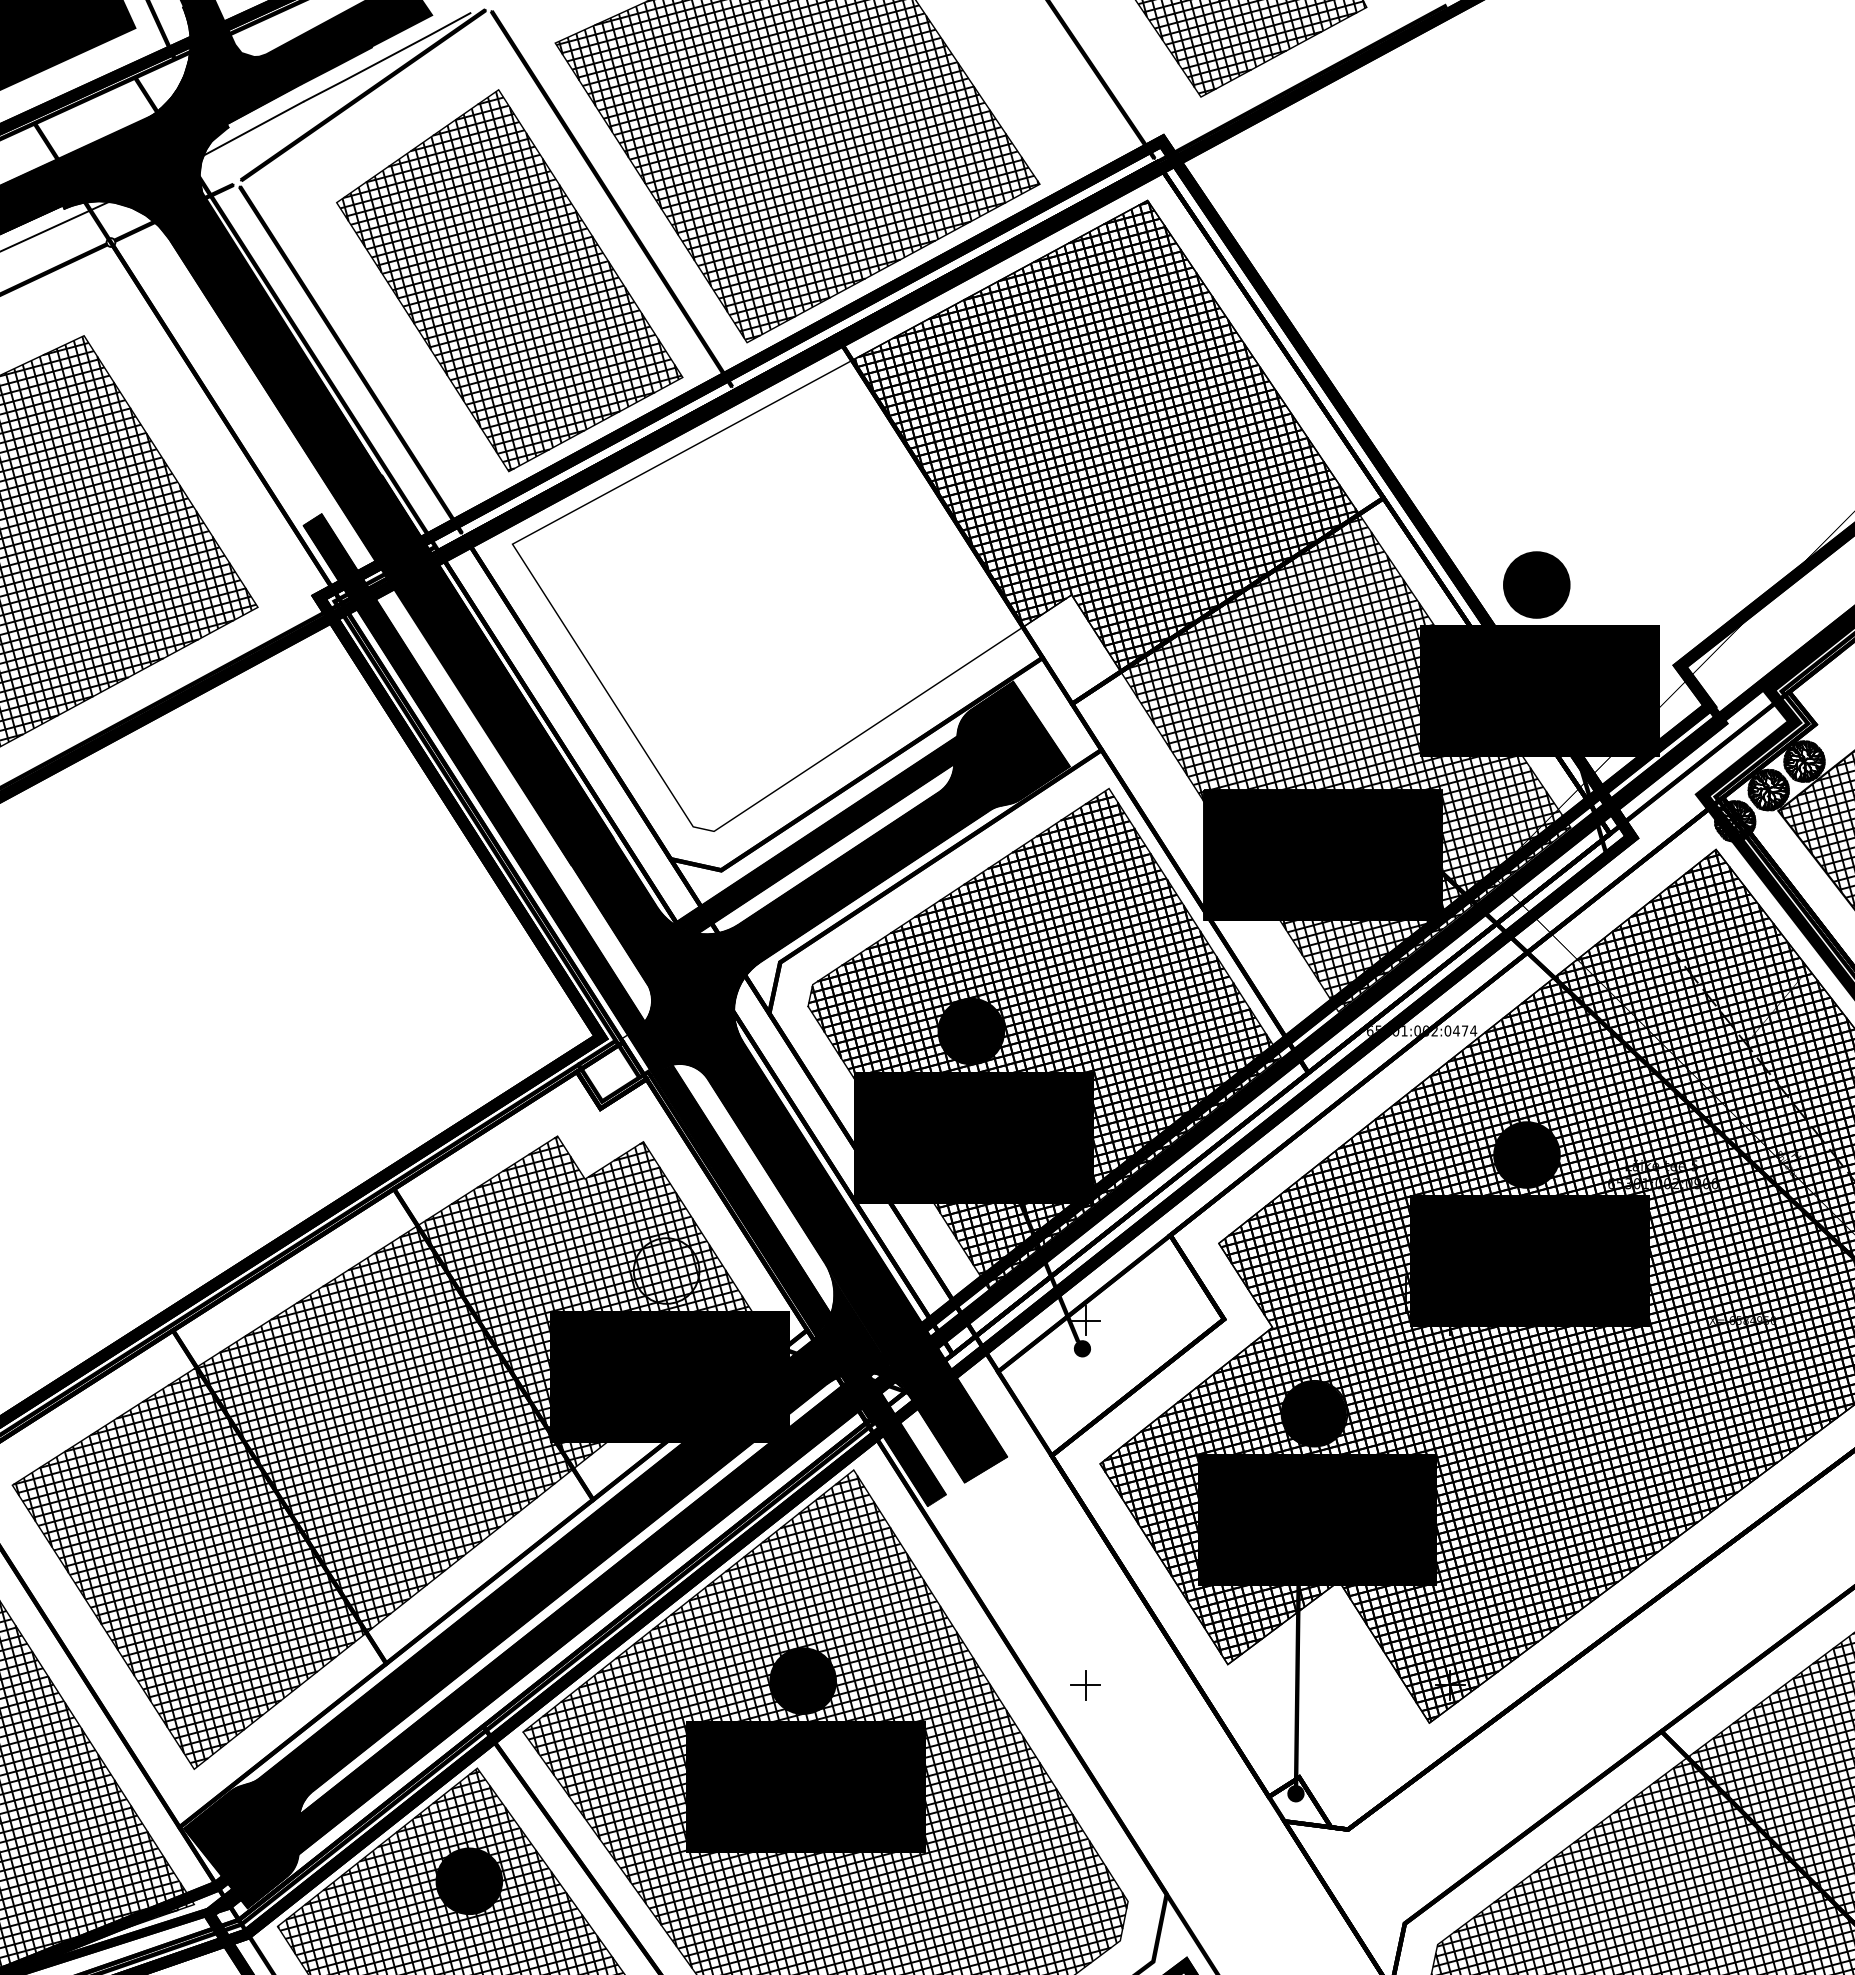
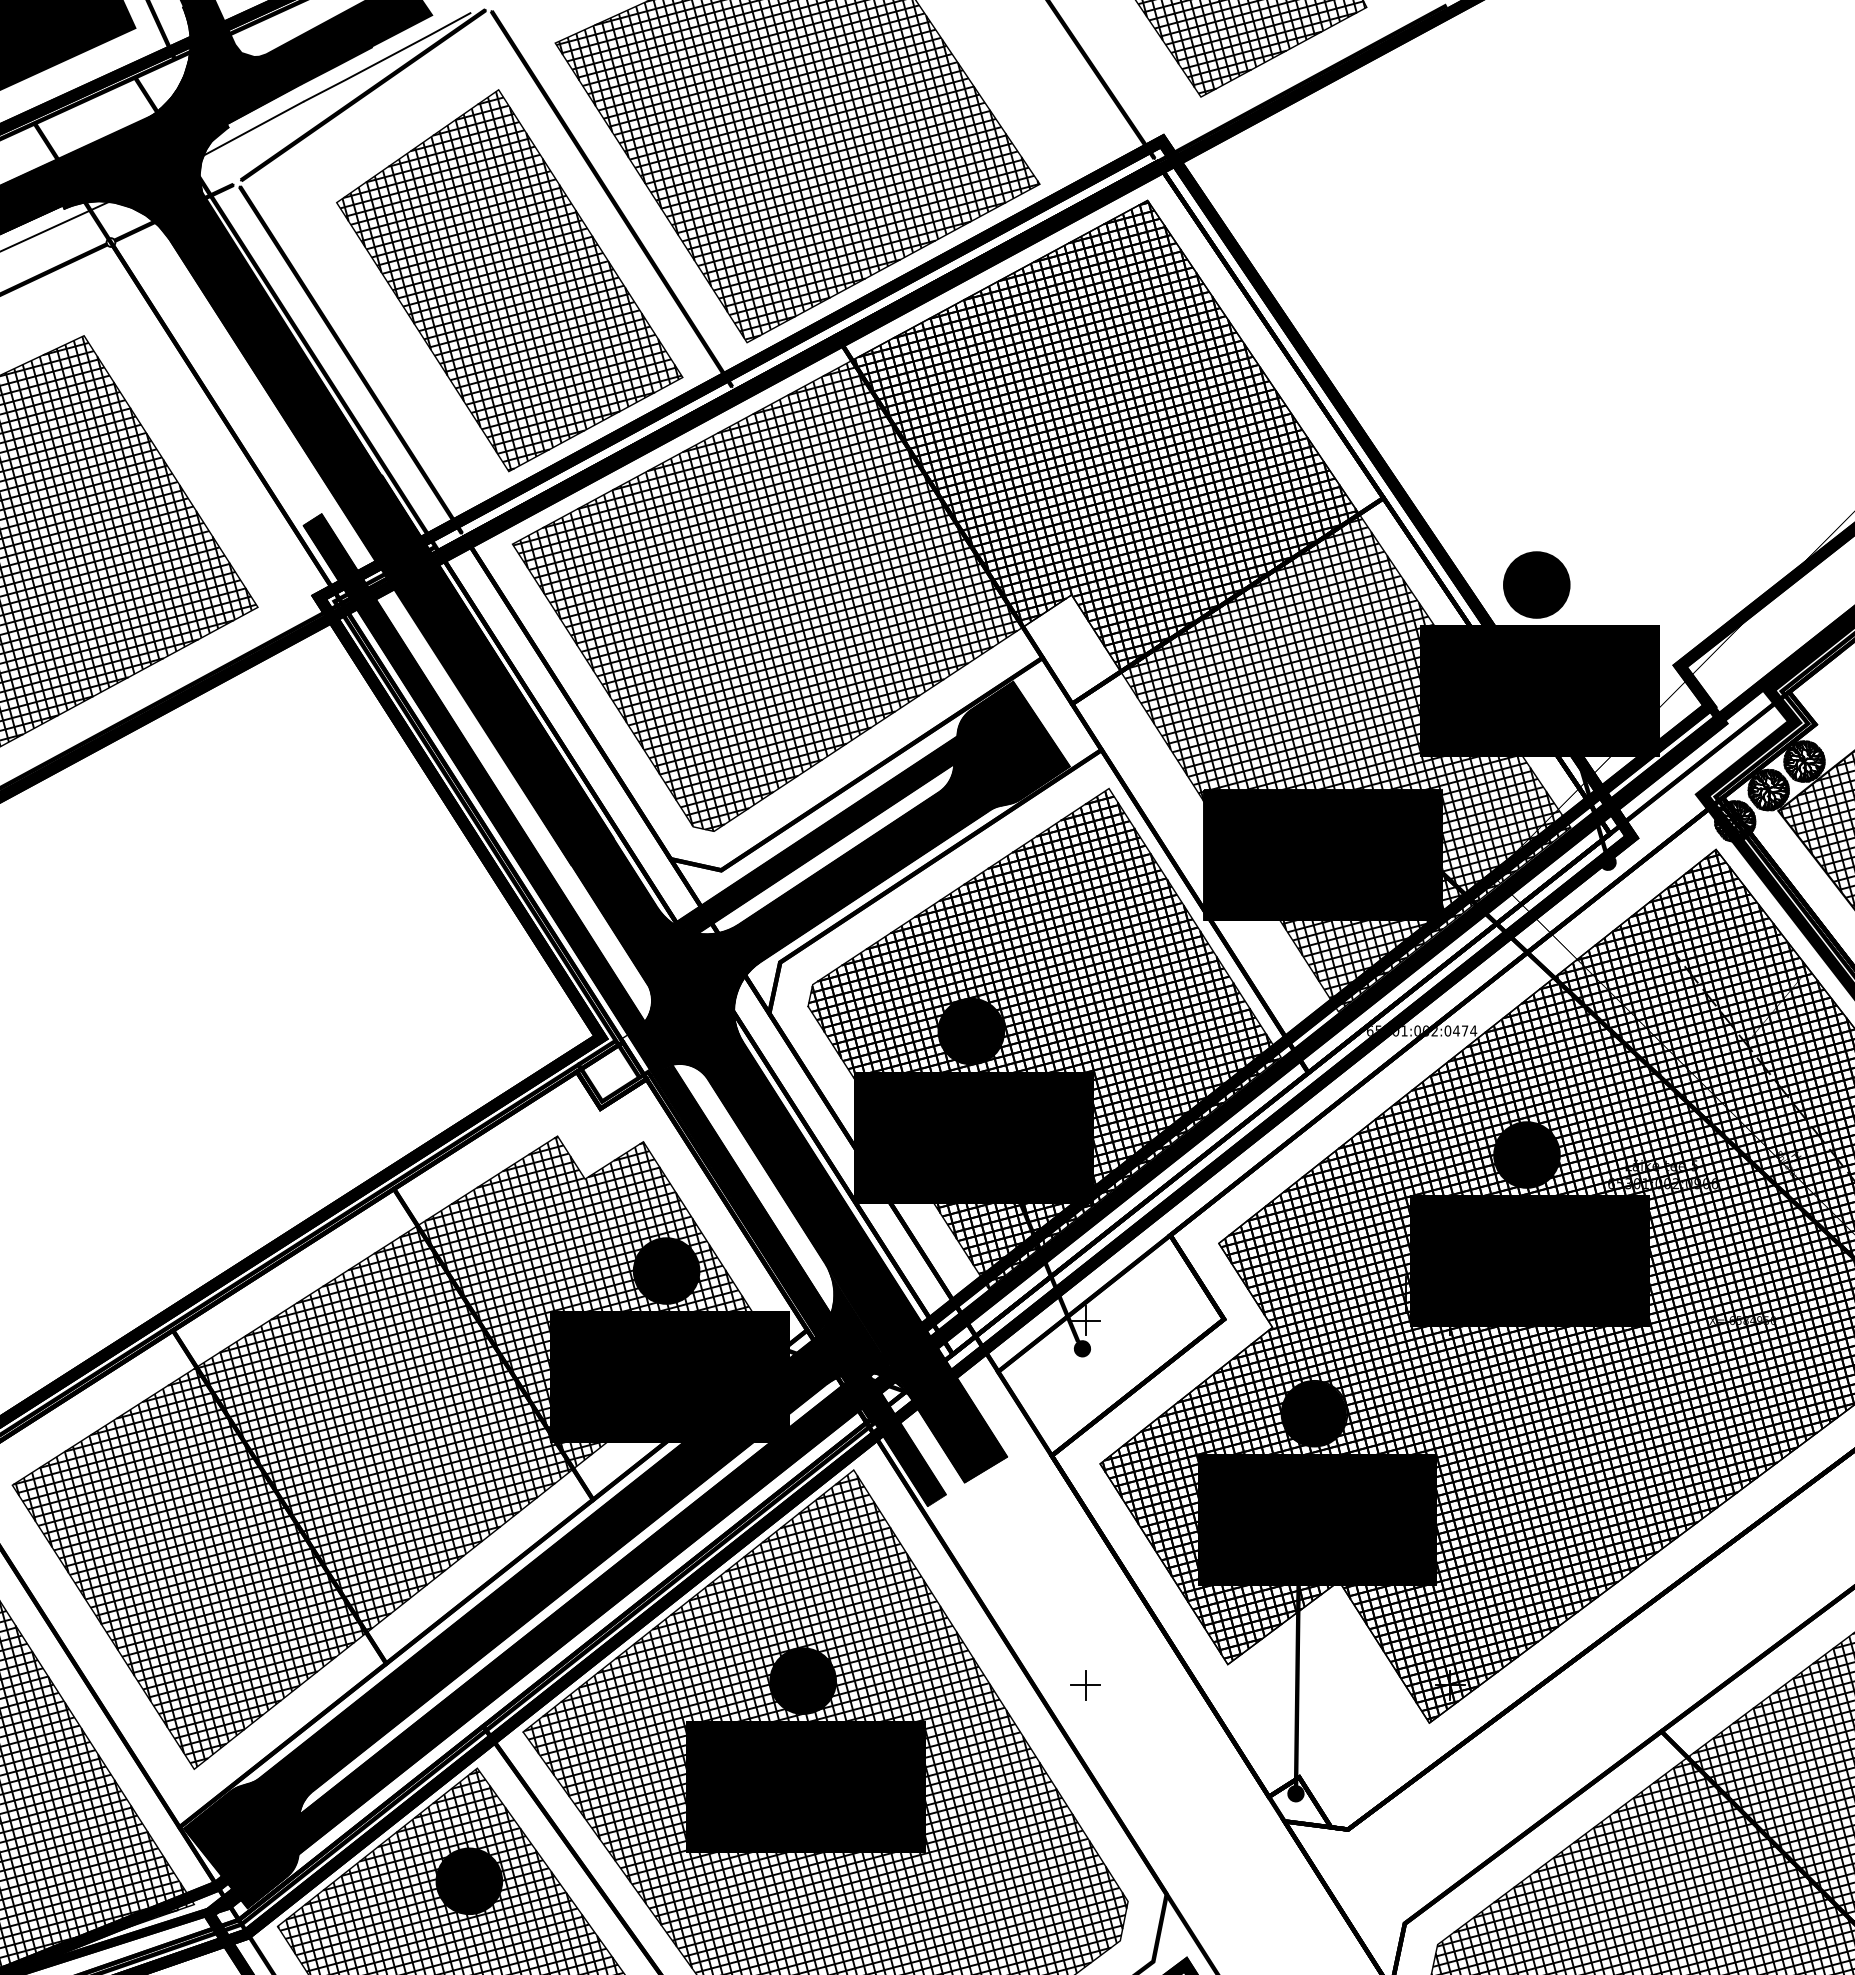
hatch: none -> present (767, 597)
fill: none -> present (1607, 861)
fill: none -> present (666, 1270)
